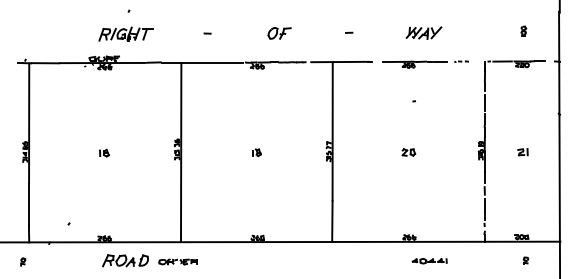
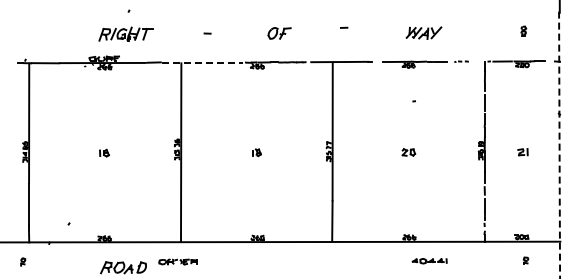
line position: (349, 32) -> (344, 27) (344, 27)
line: solid -> dashed (202, 62)
line: solid -> dashed (559, 145)
part position: (125, 260) -> (123, 267) (123, 267)
